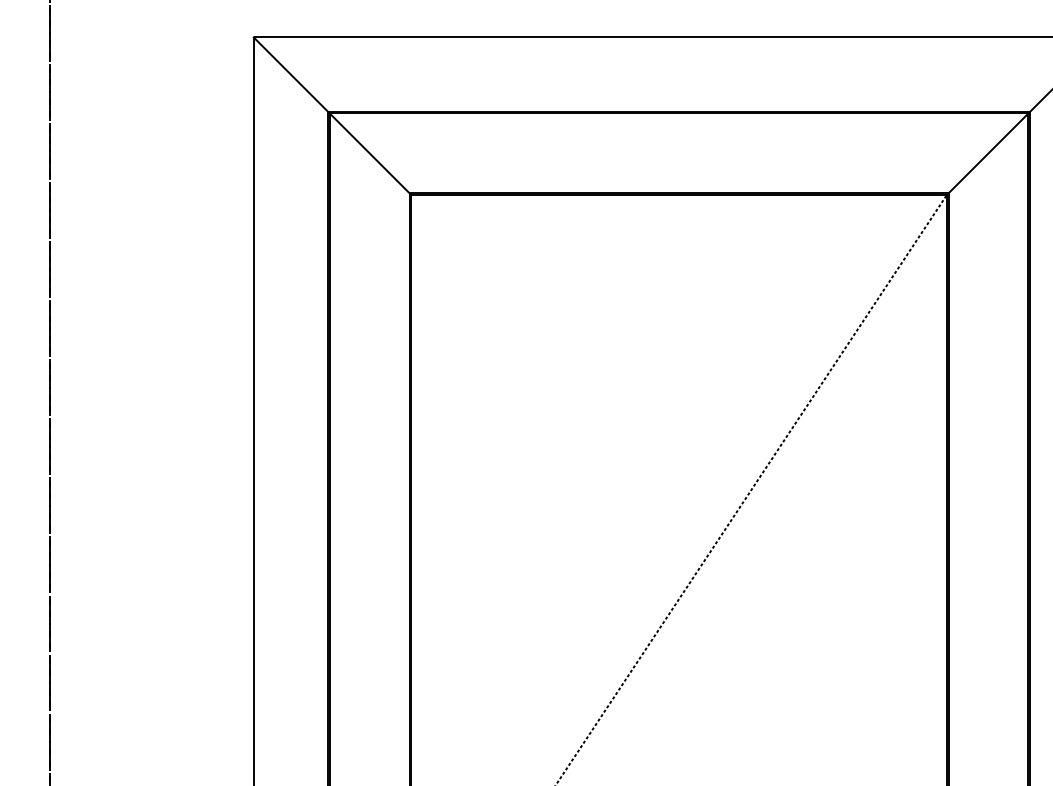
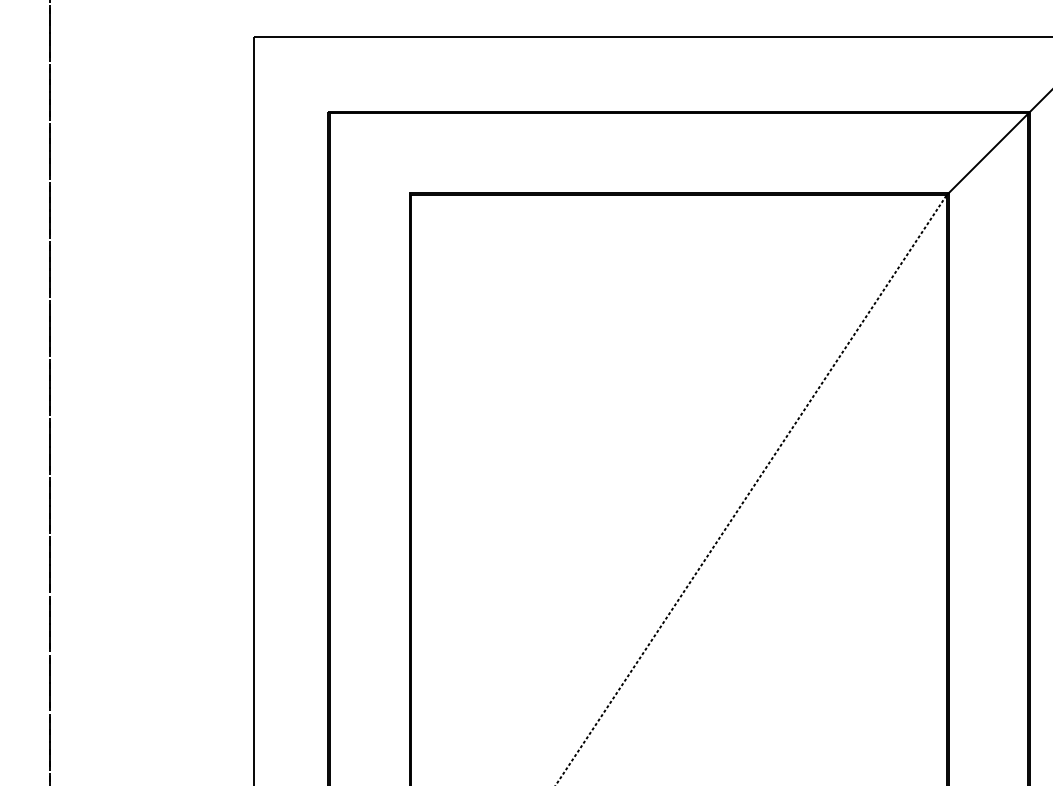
line: present -> none (332, 116)
